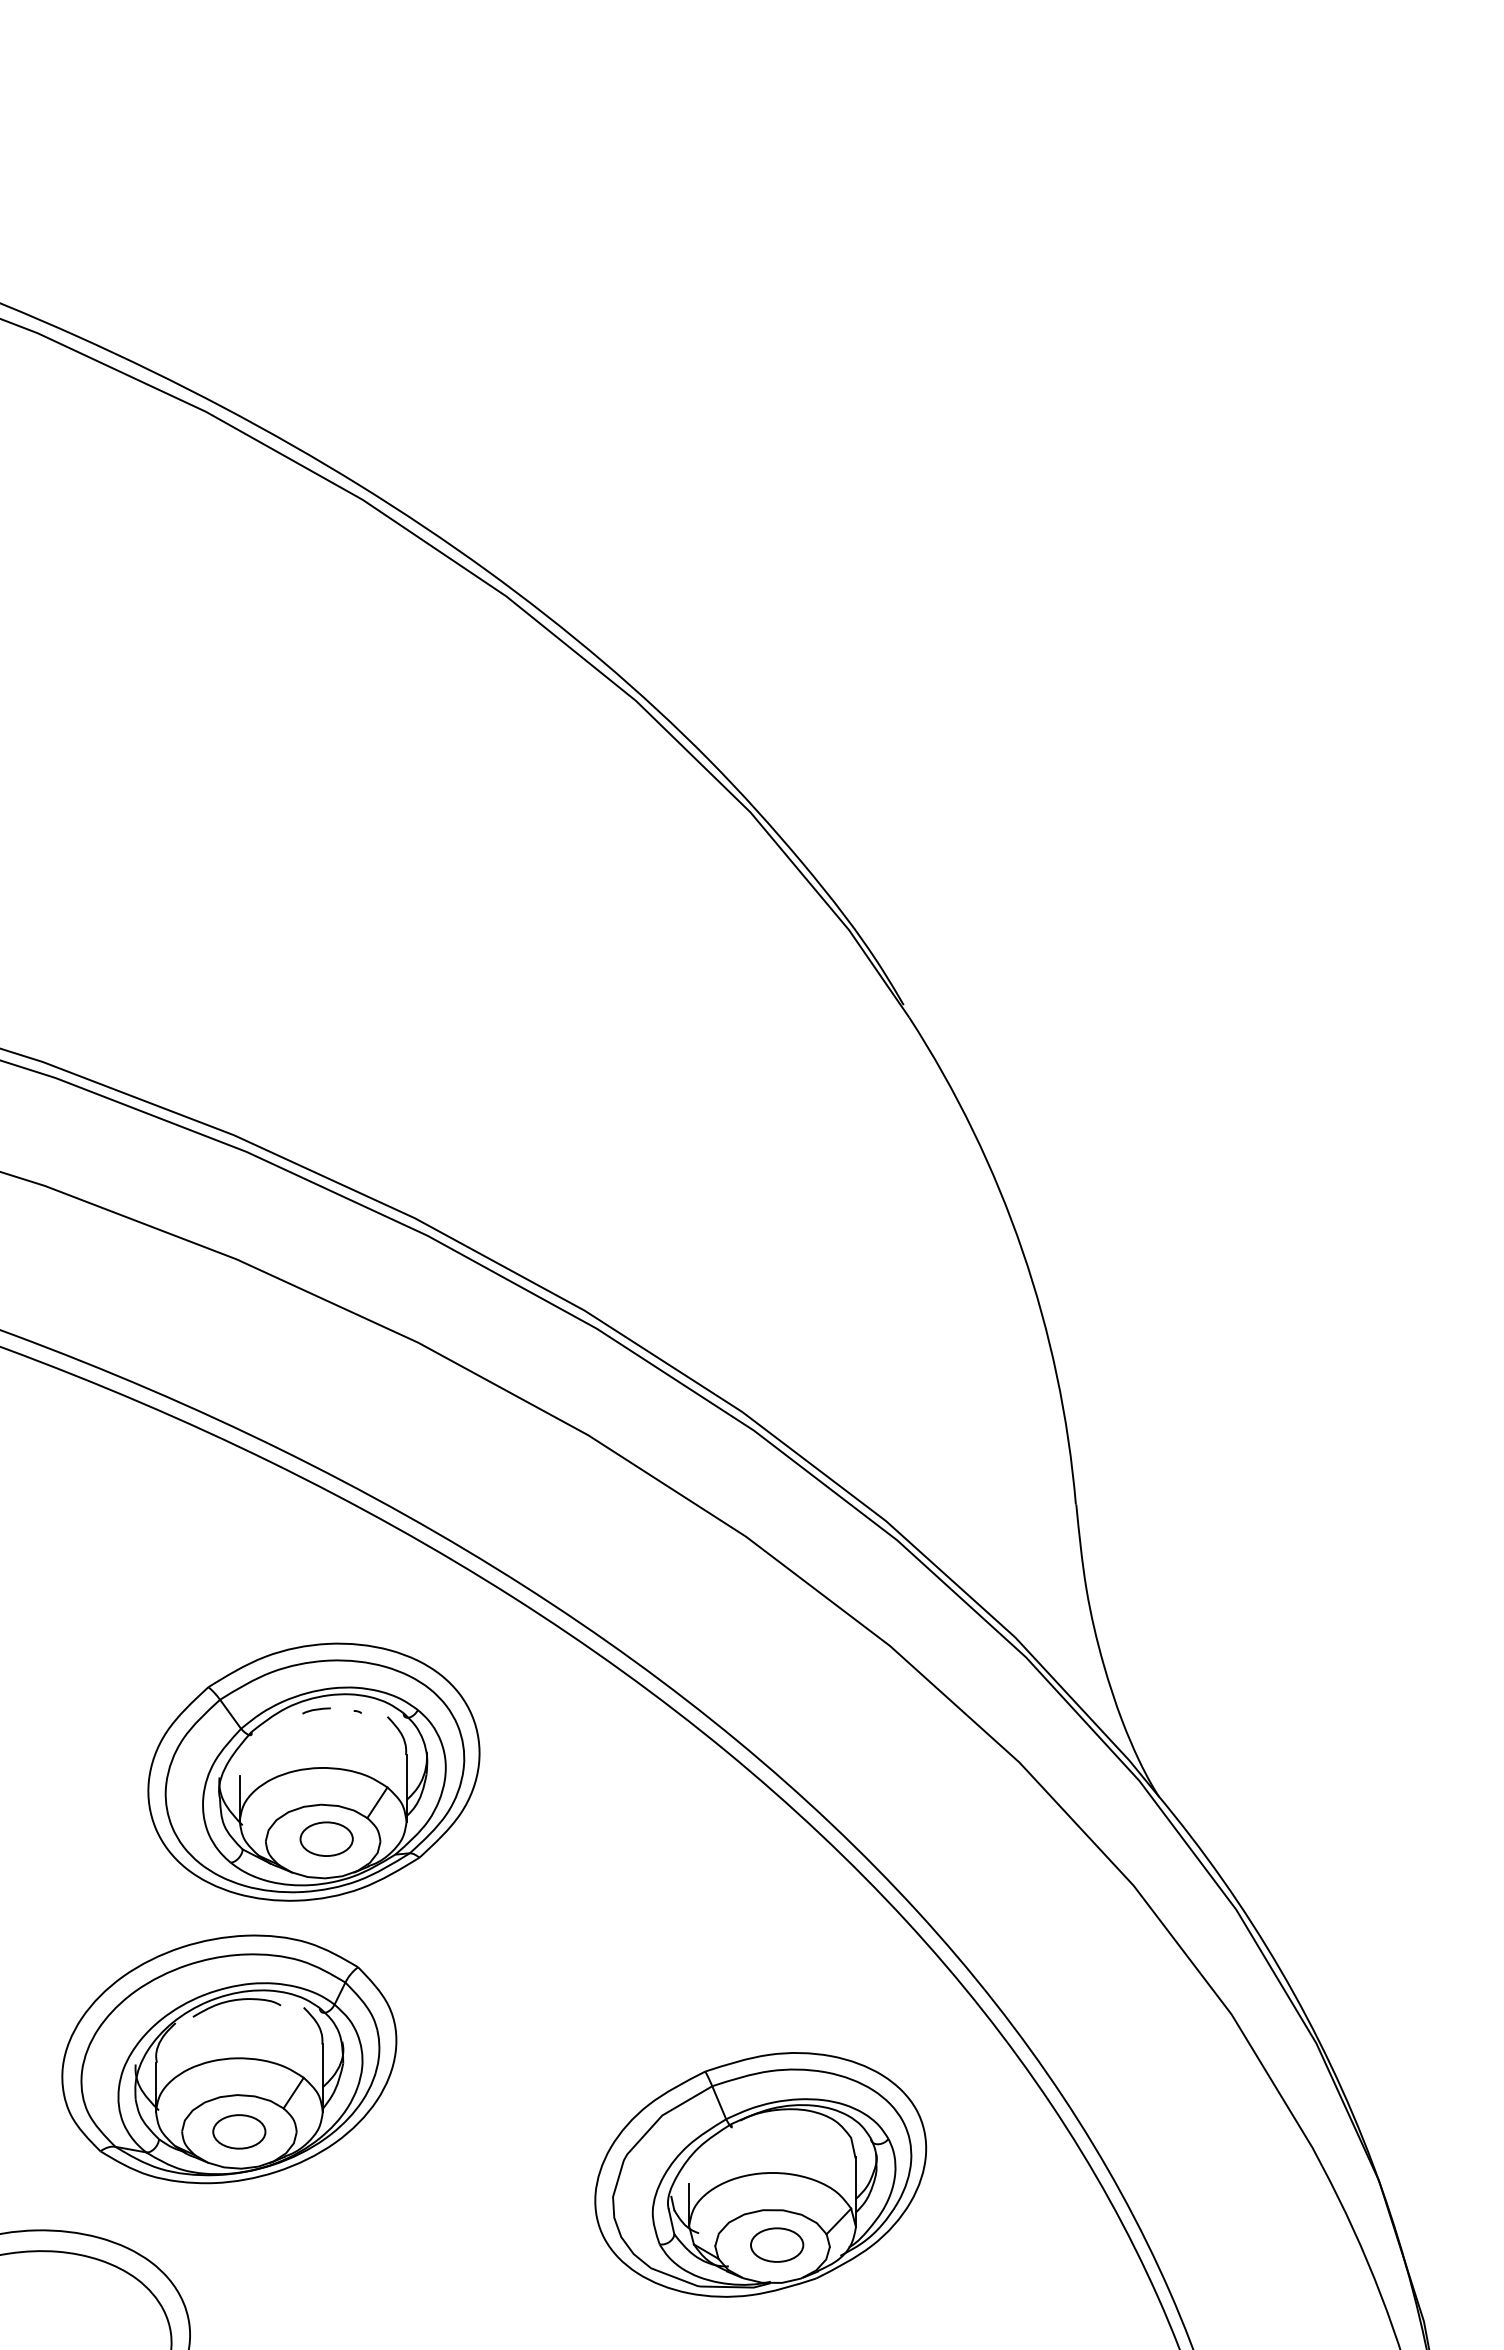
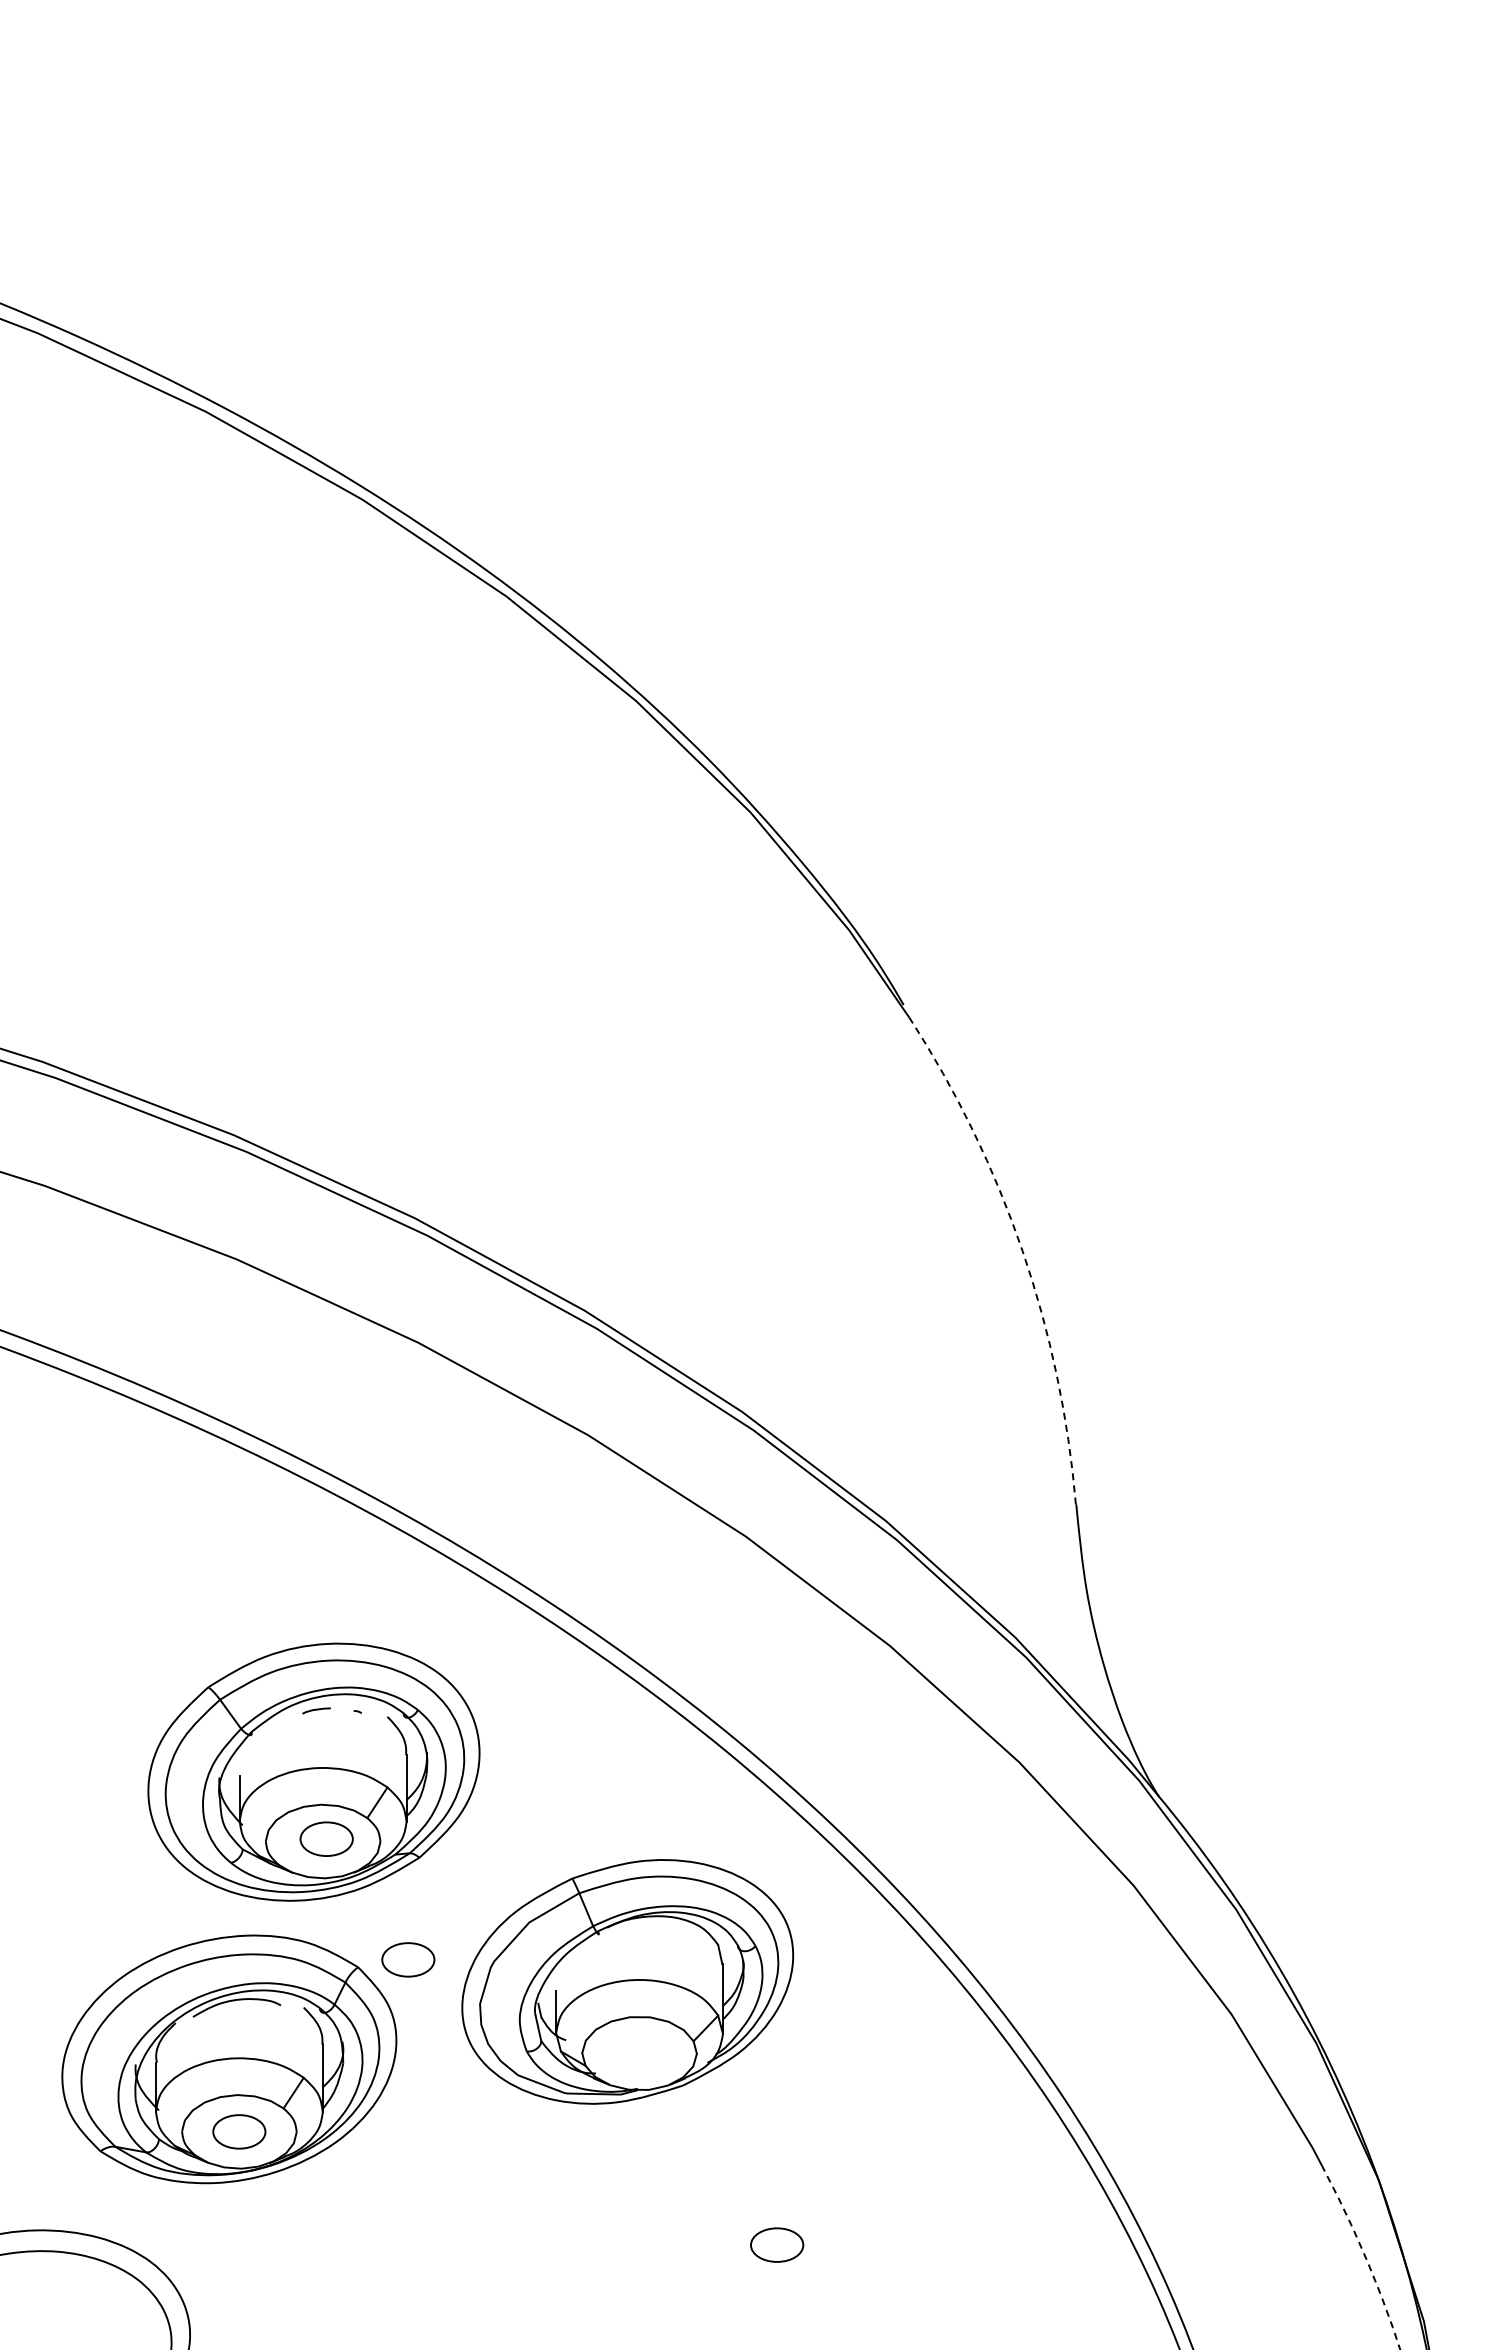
arc: solid -> dashed (1022, 1250)
part: none -> present (408, 1959)
part position: (760, 2174) -> (627, 1981) (627, 1981)
arc: solid -> dashed (1365, 2256)
